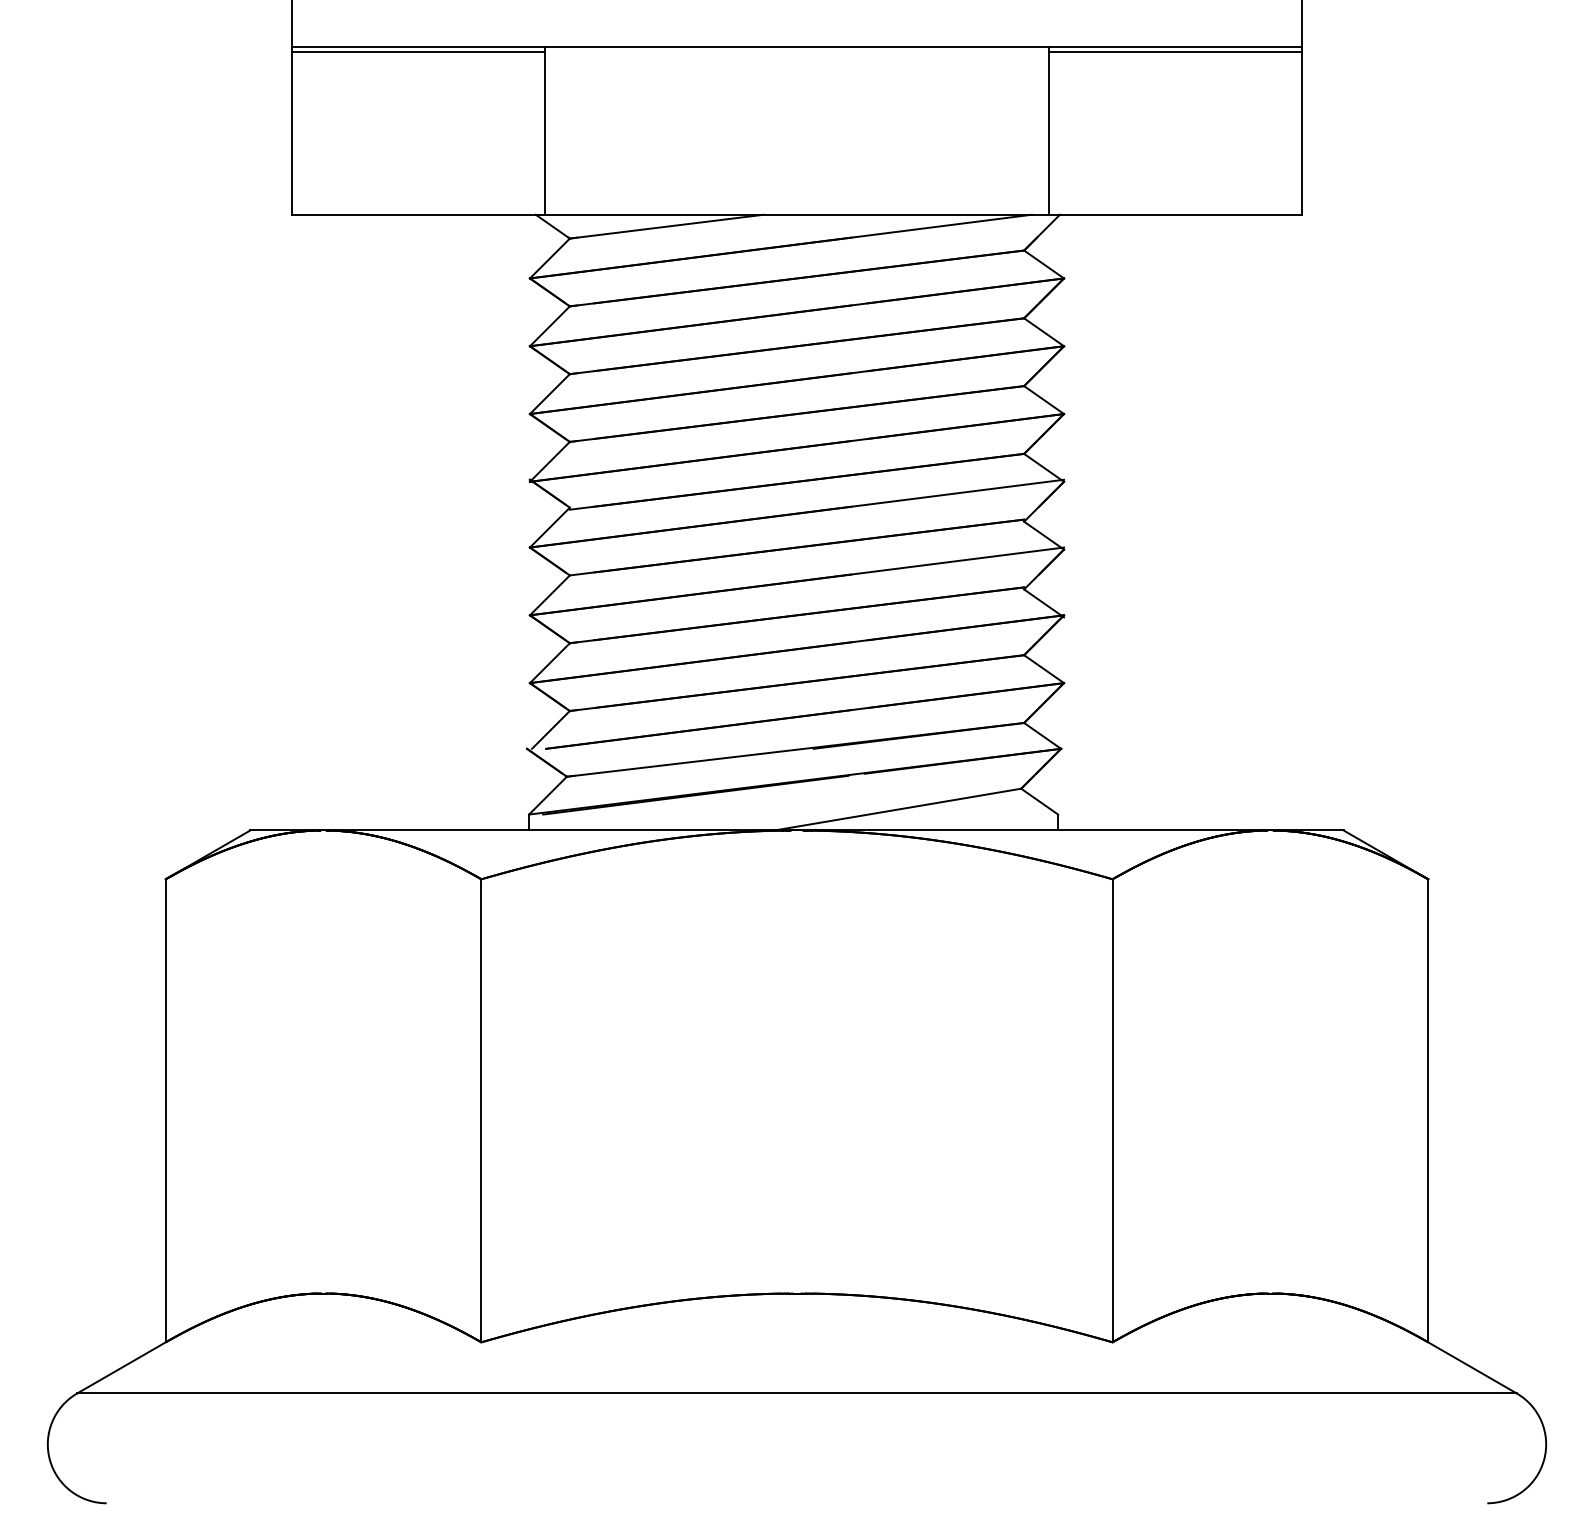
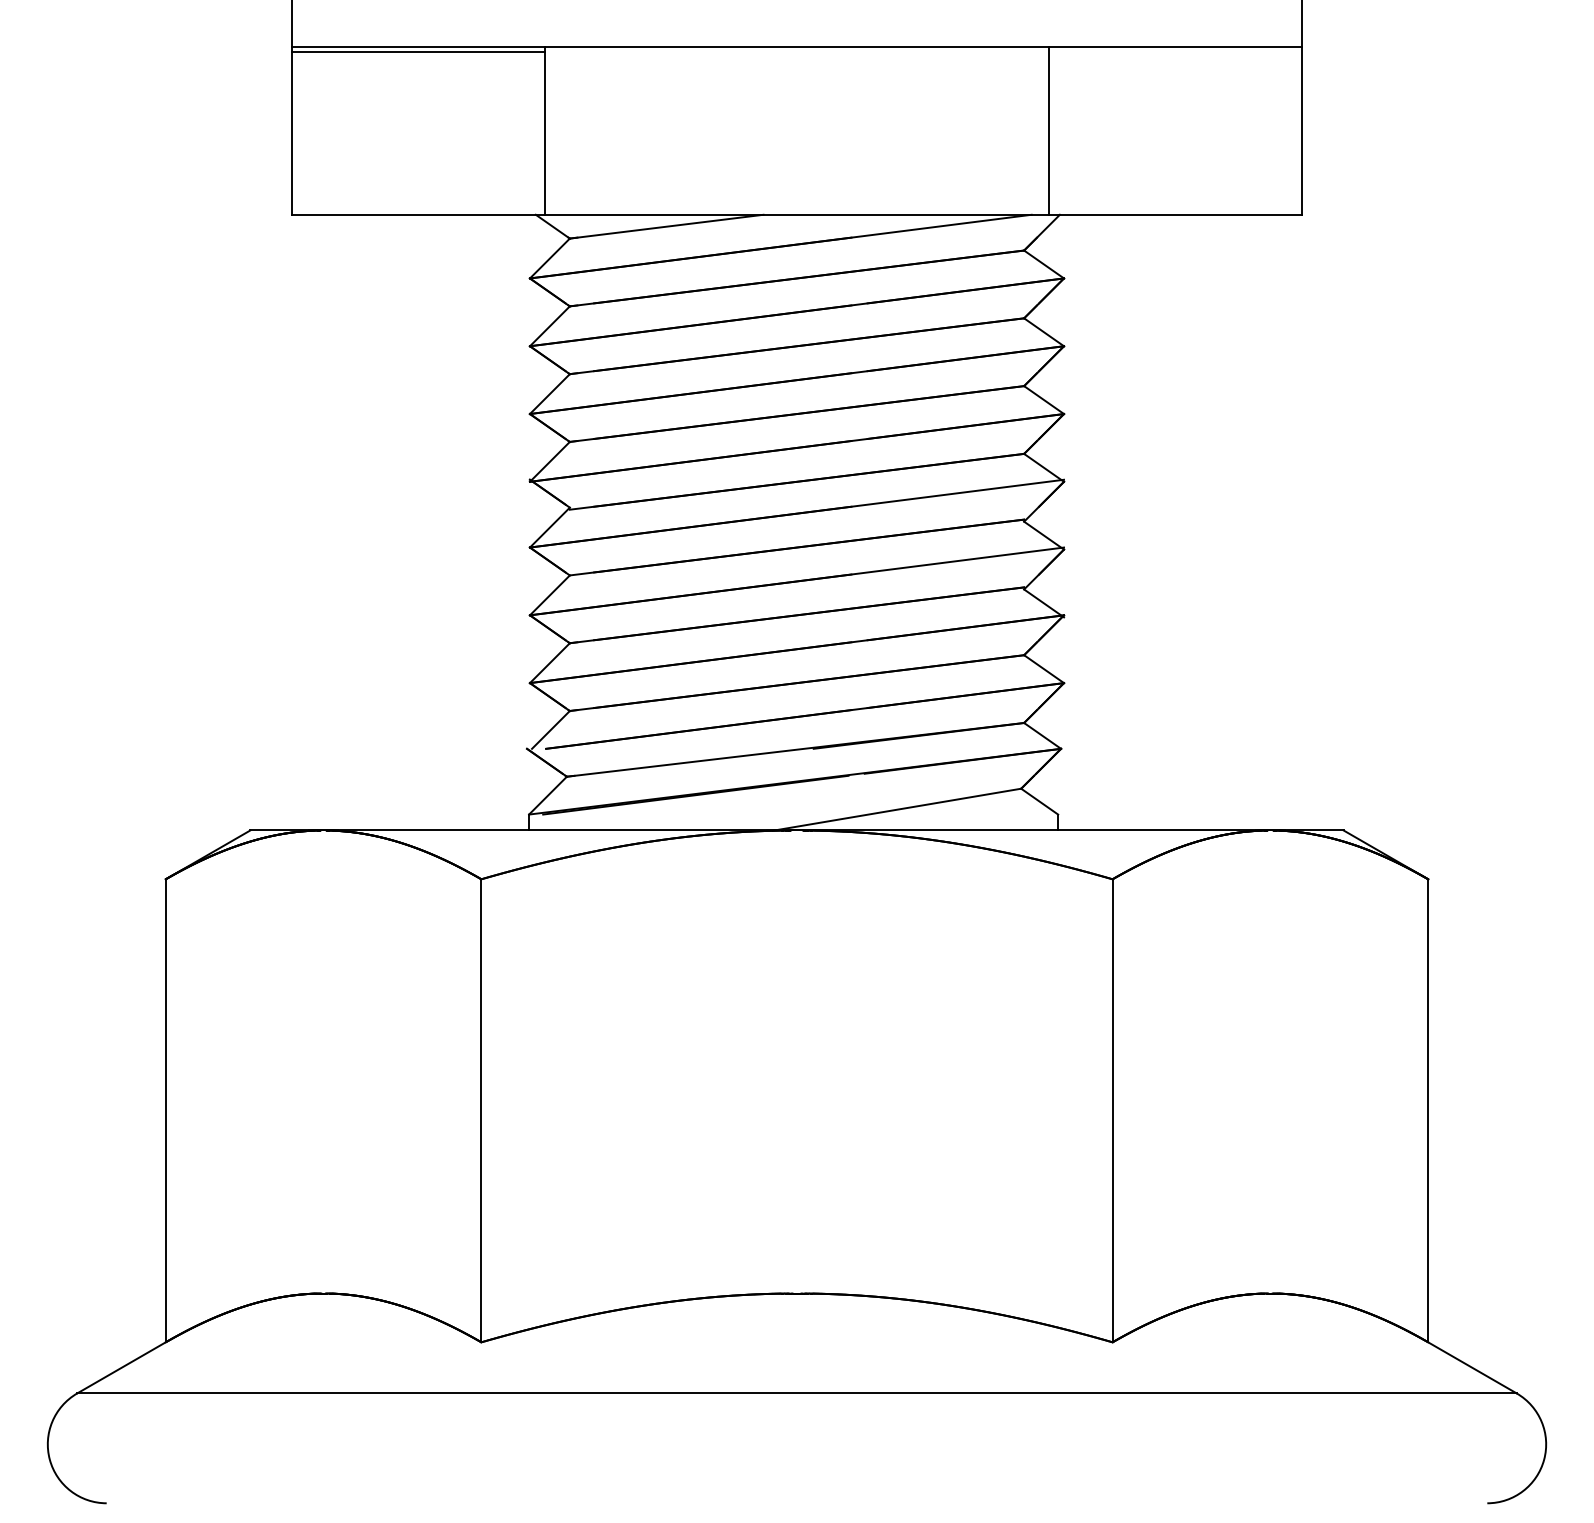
line: present -> none (1175, 52)
